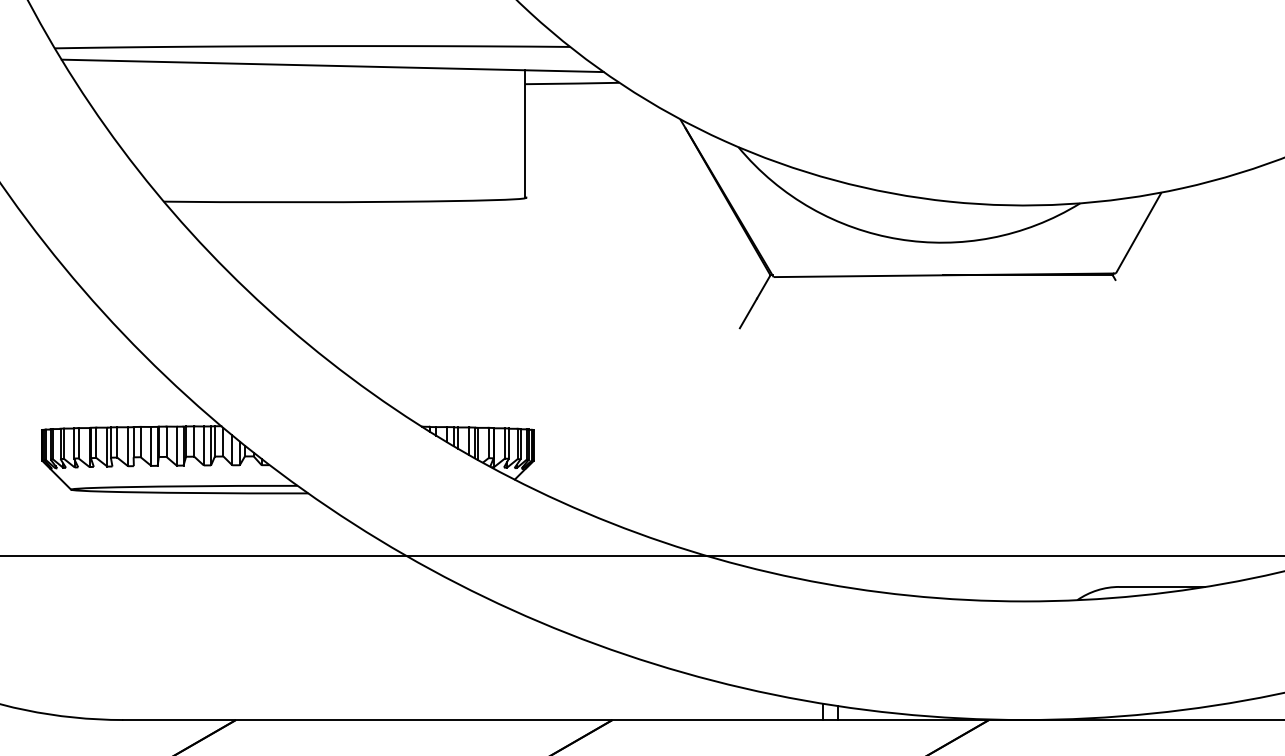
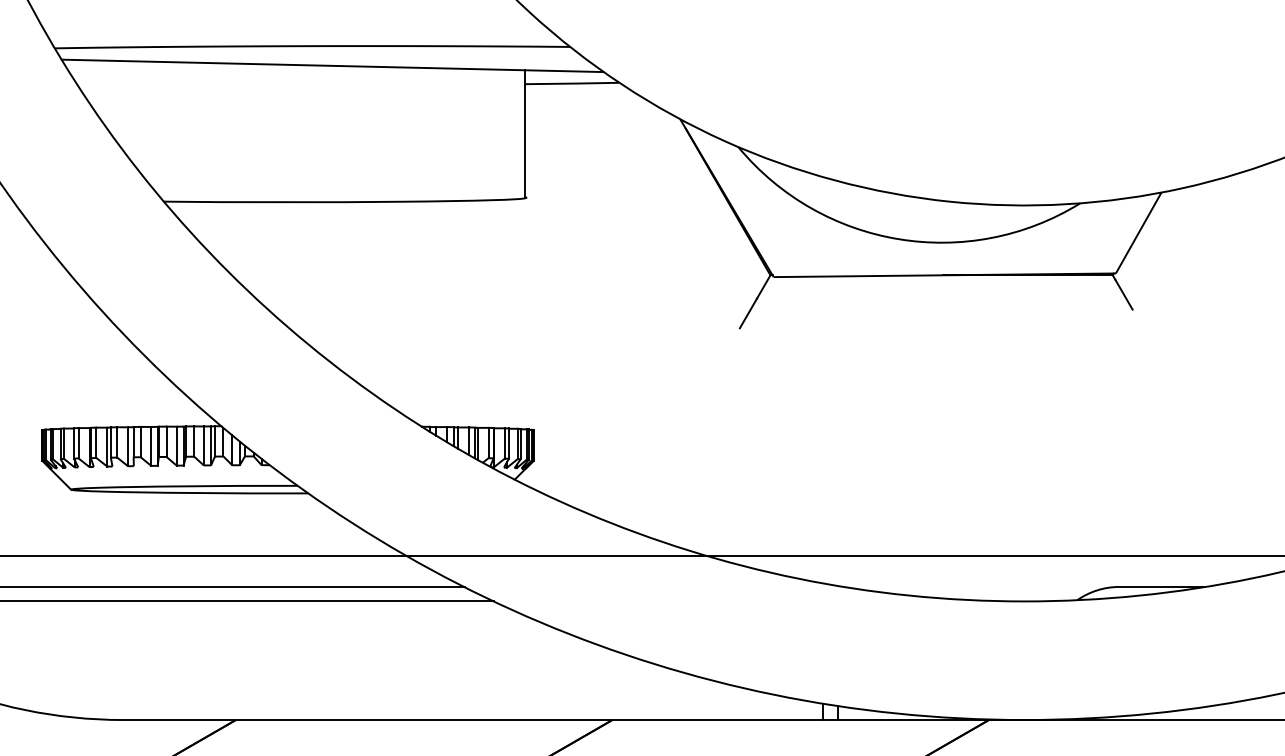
line: none -> present (1123, 294)
line: none -> present (233, 586)
line: none -> present (248, 601)
